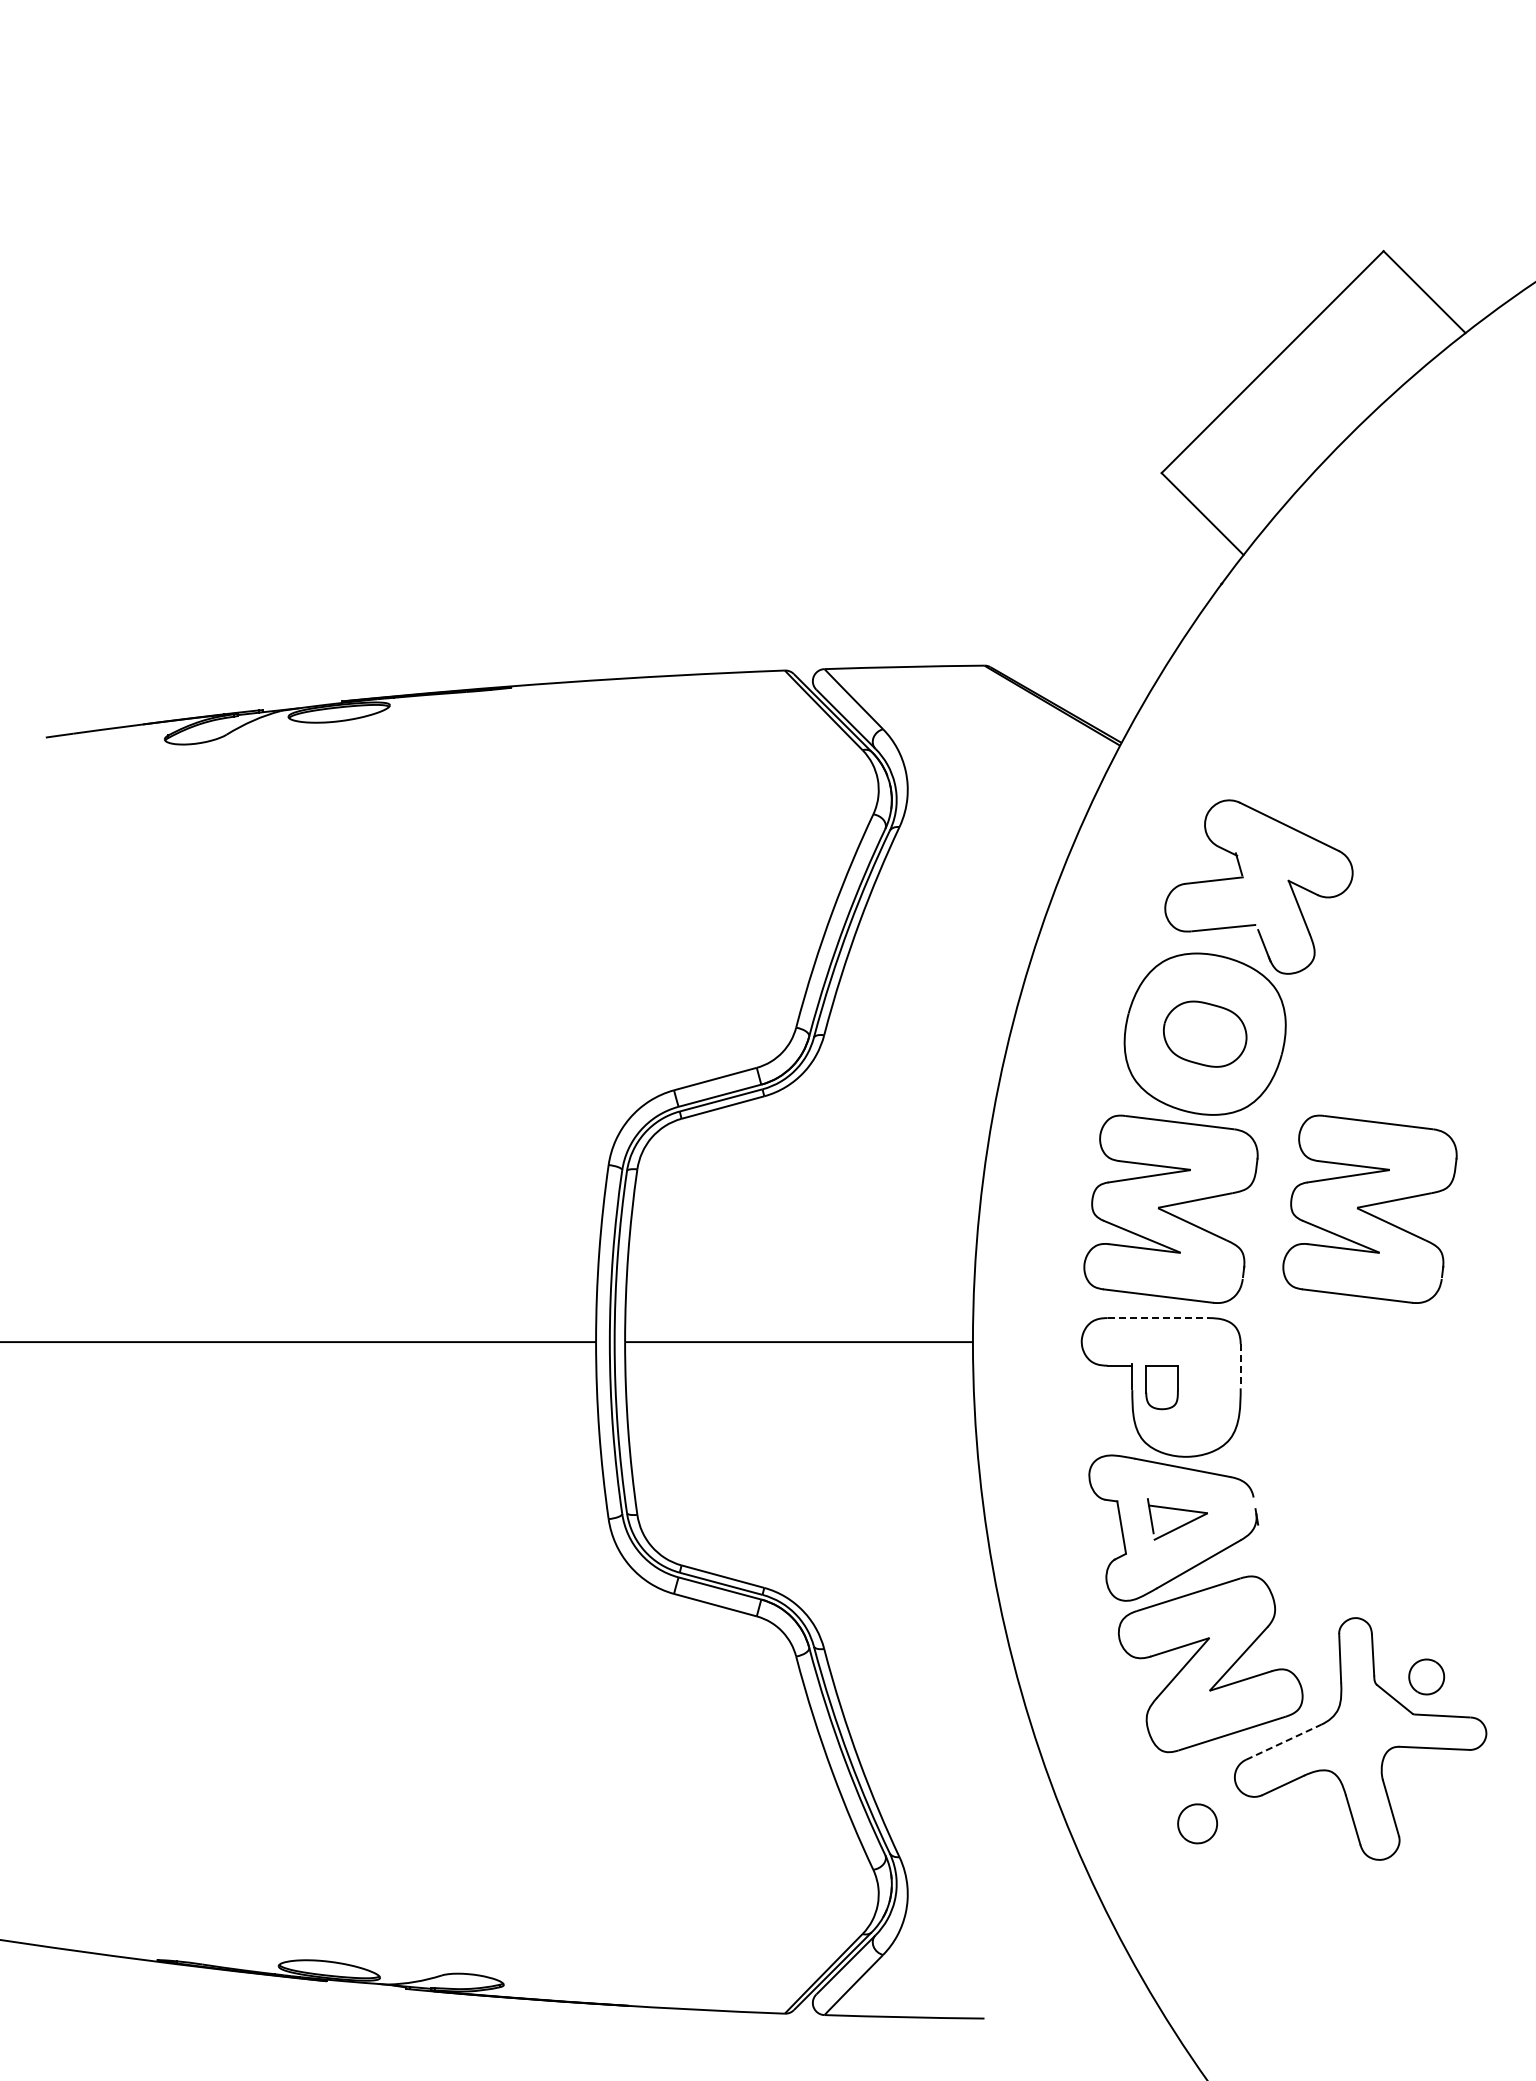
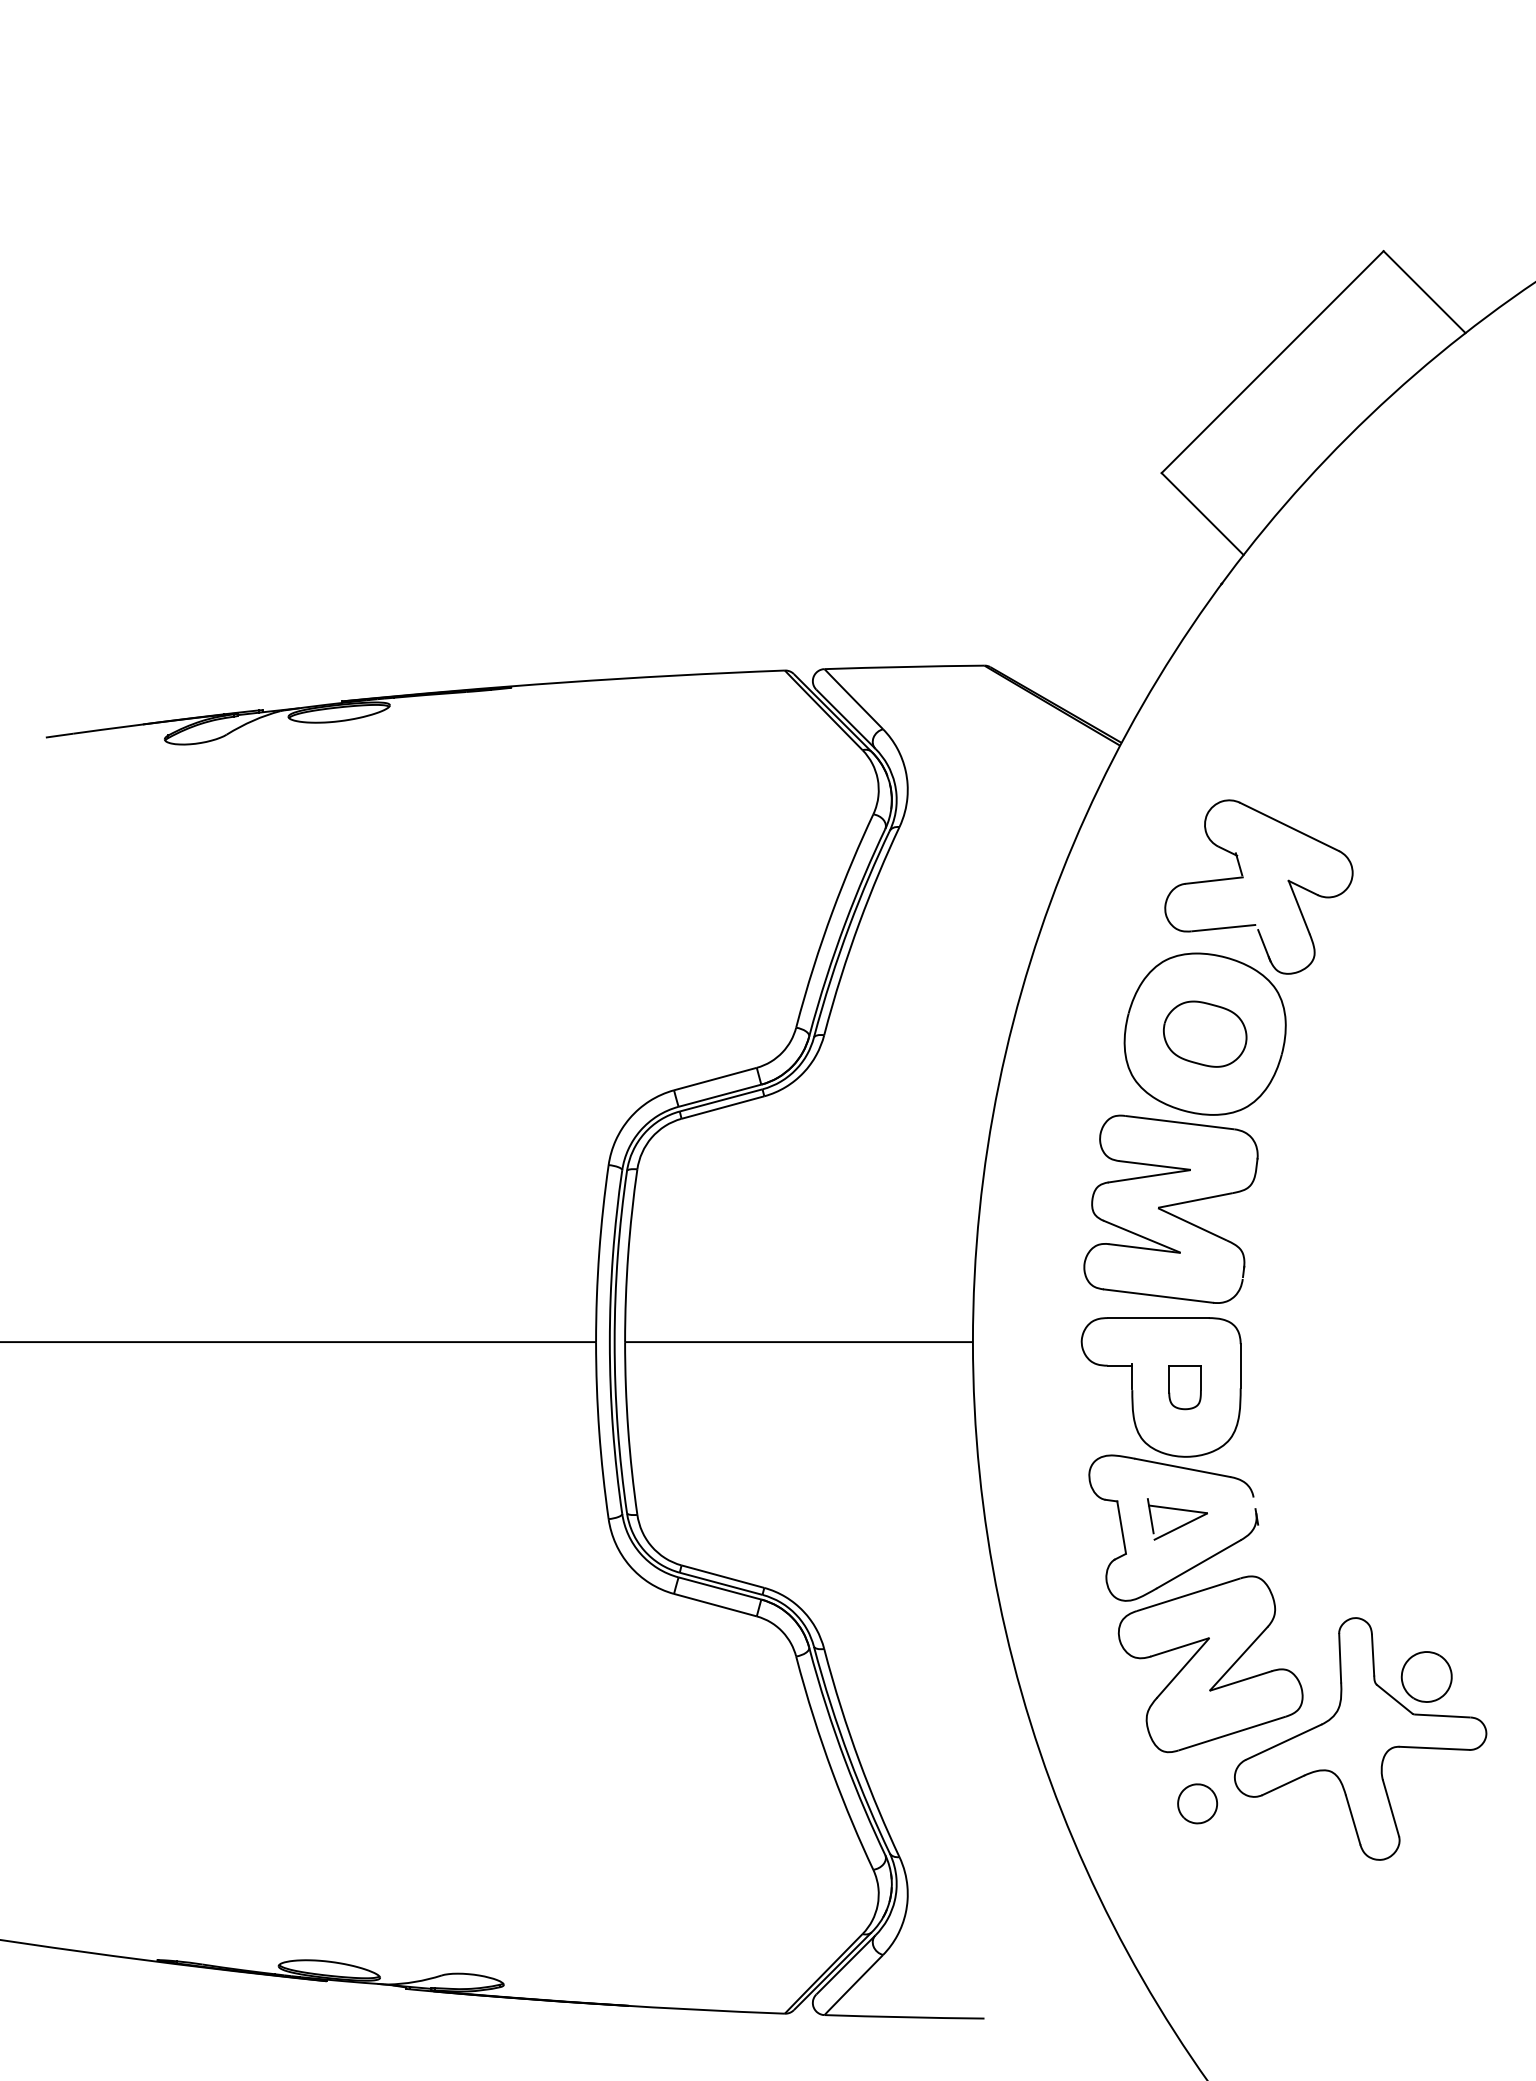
part: present -> none (1369, 1208)
line: dashed -> solid (1158, 1318)
line: dashed -> solid (1240, 1366)
part position: (1161, 1387) -> (1184, 1387) (1184, 1387)
part size: 38x38 px -> 53x52 px (1426, 1676)
line: dashed -> solid (1284, 1742)
part position: (1197, 1823) -> (1197, 1803) (1197, 1803)
